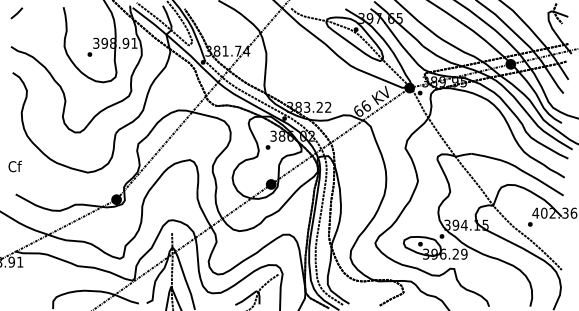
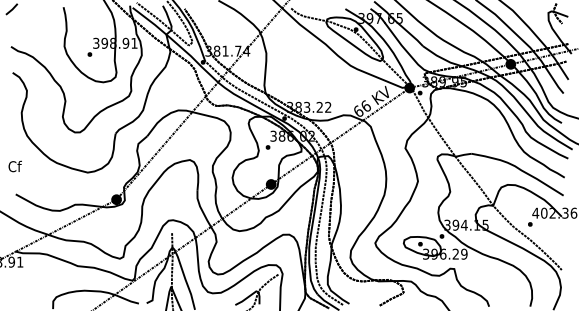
line position: (16, 13) -> (11, 9) (11, 9)
